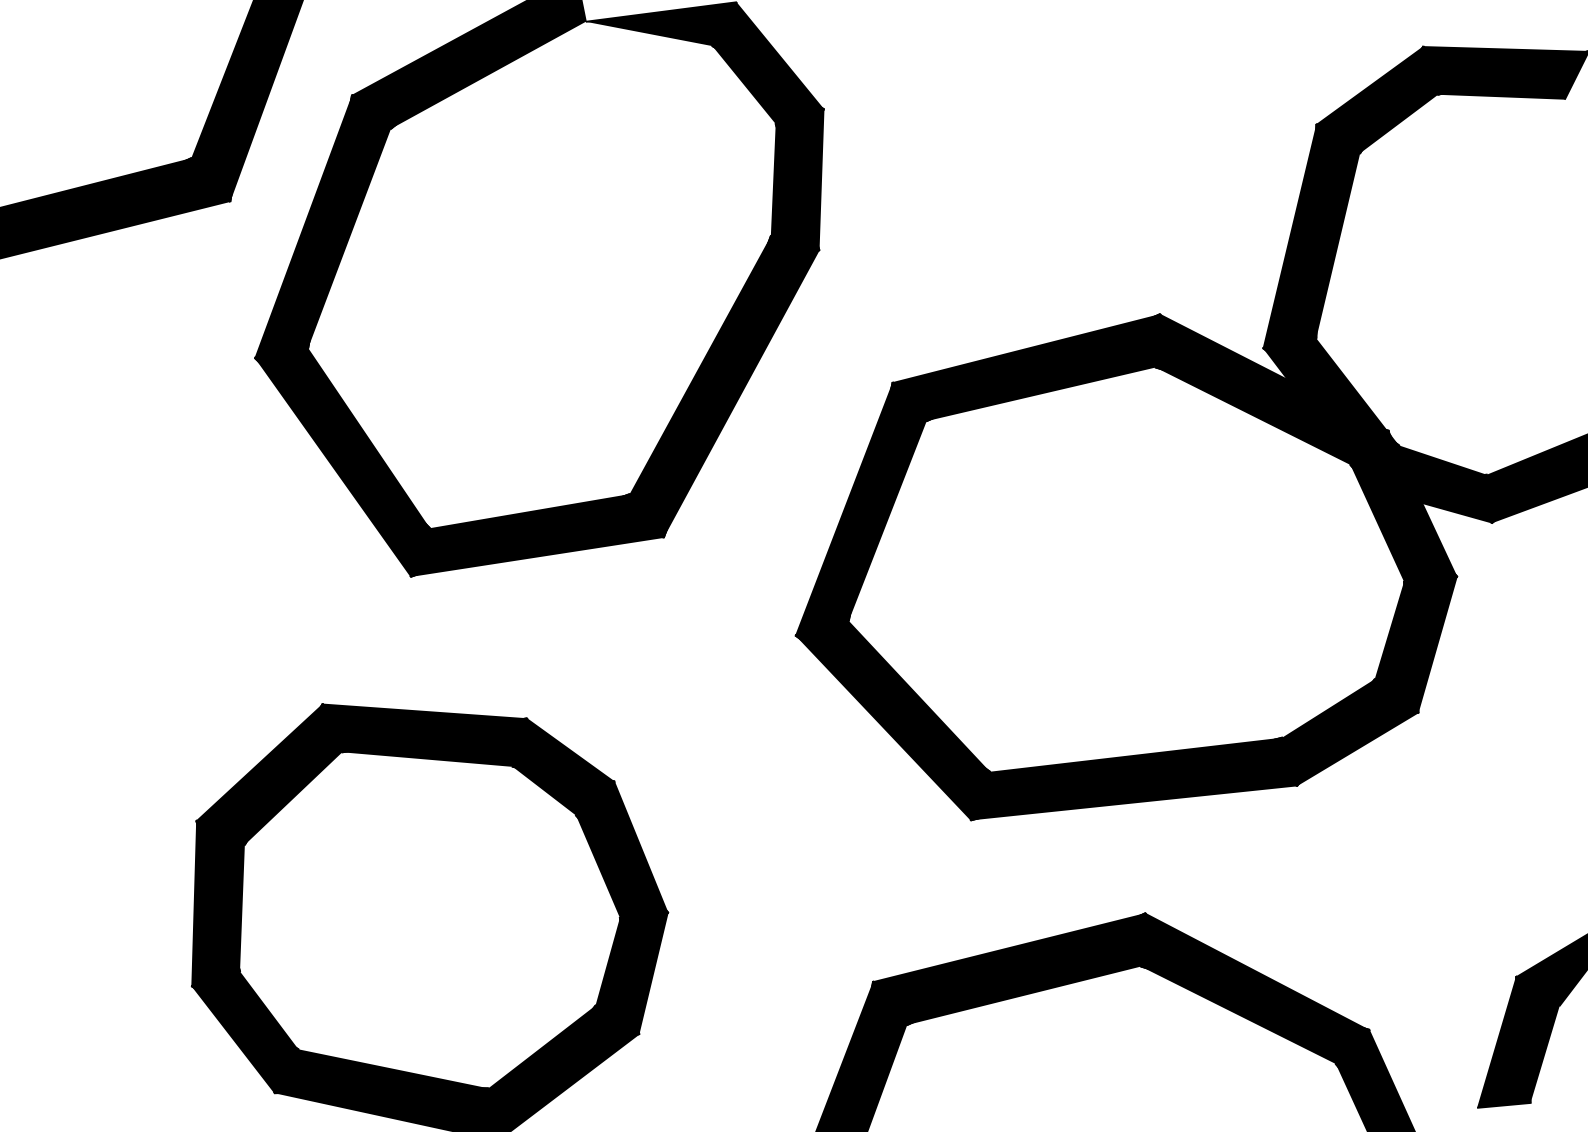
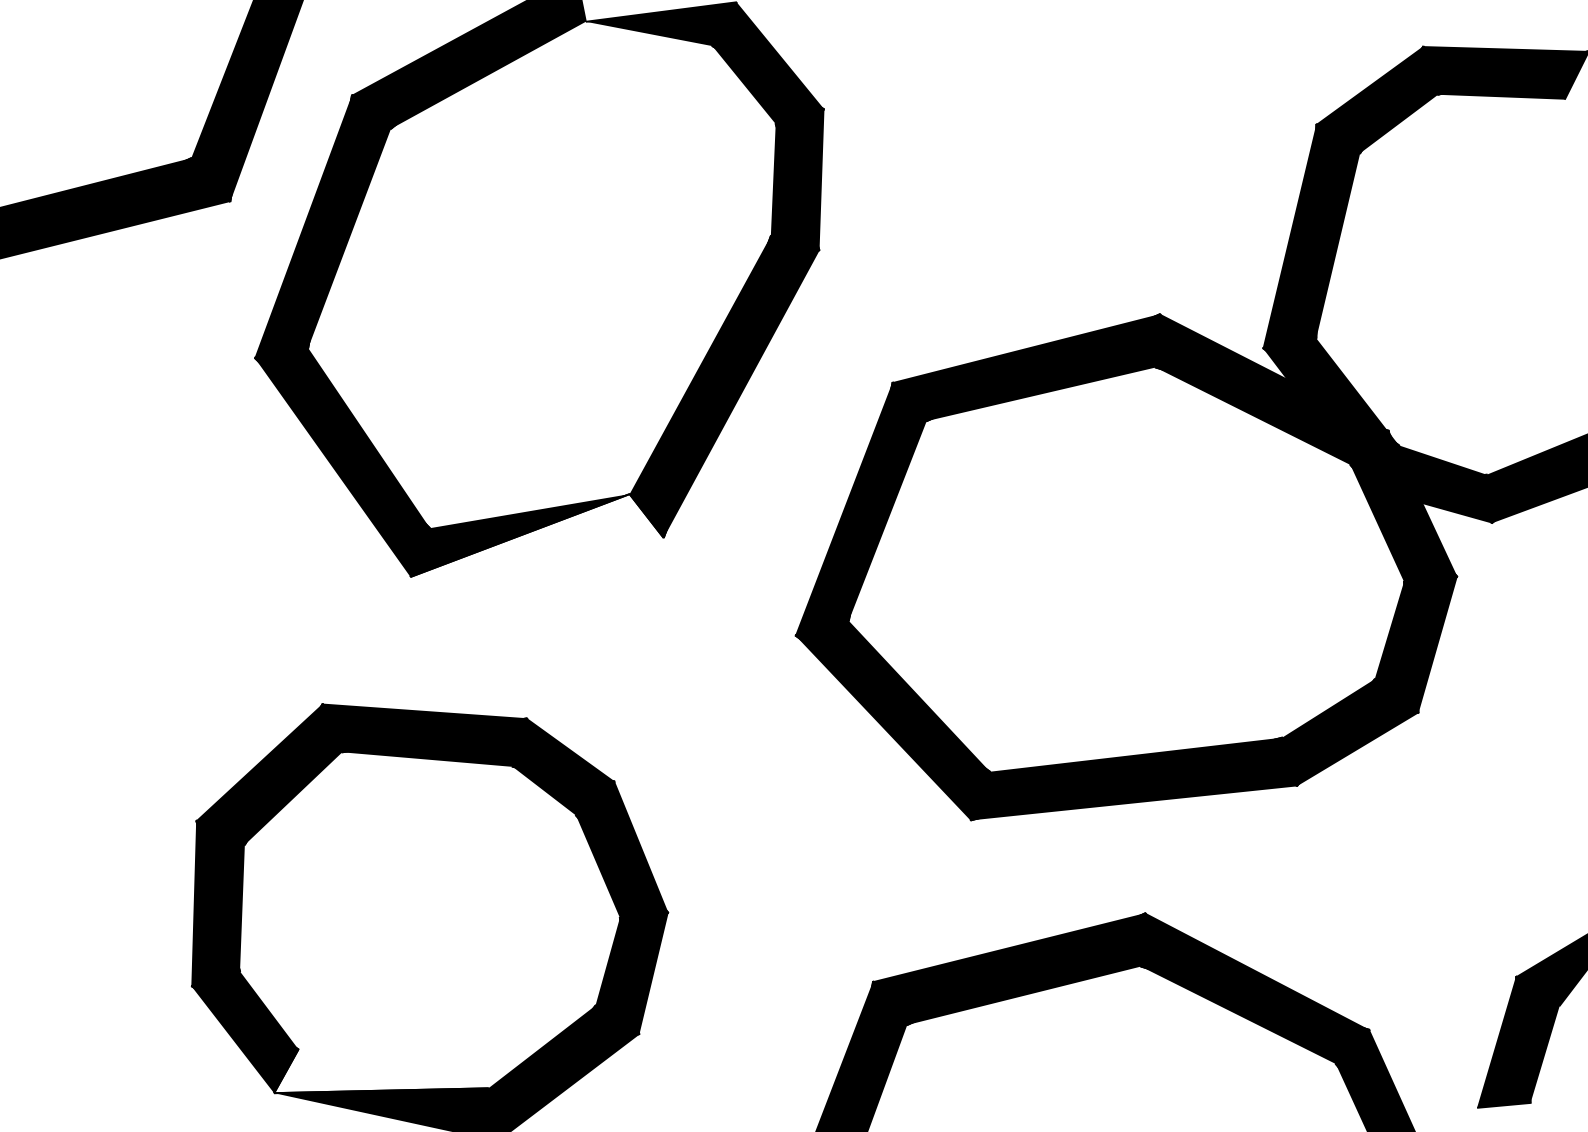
fill: present -> none (536, 535)
fill: present -> none (381, 1071)
